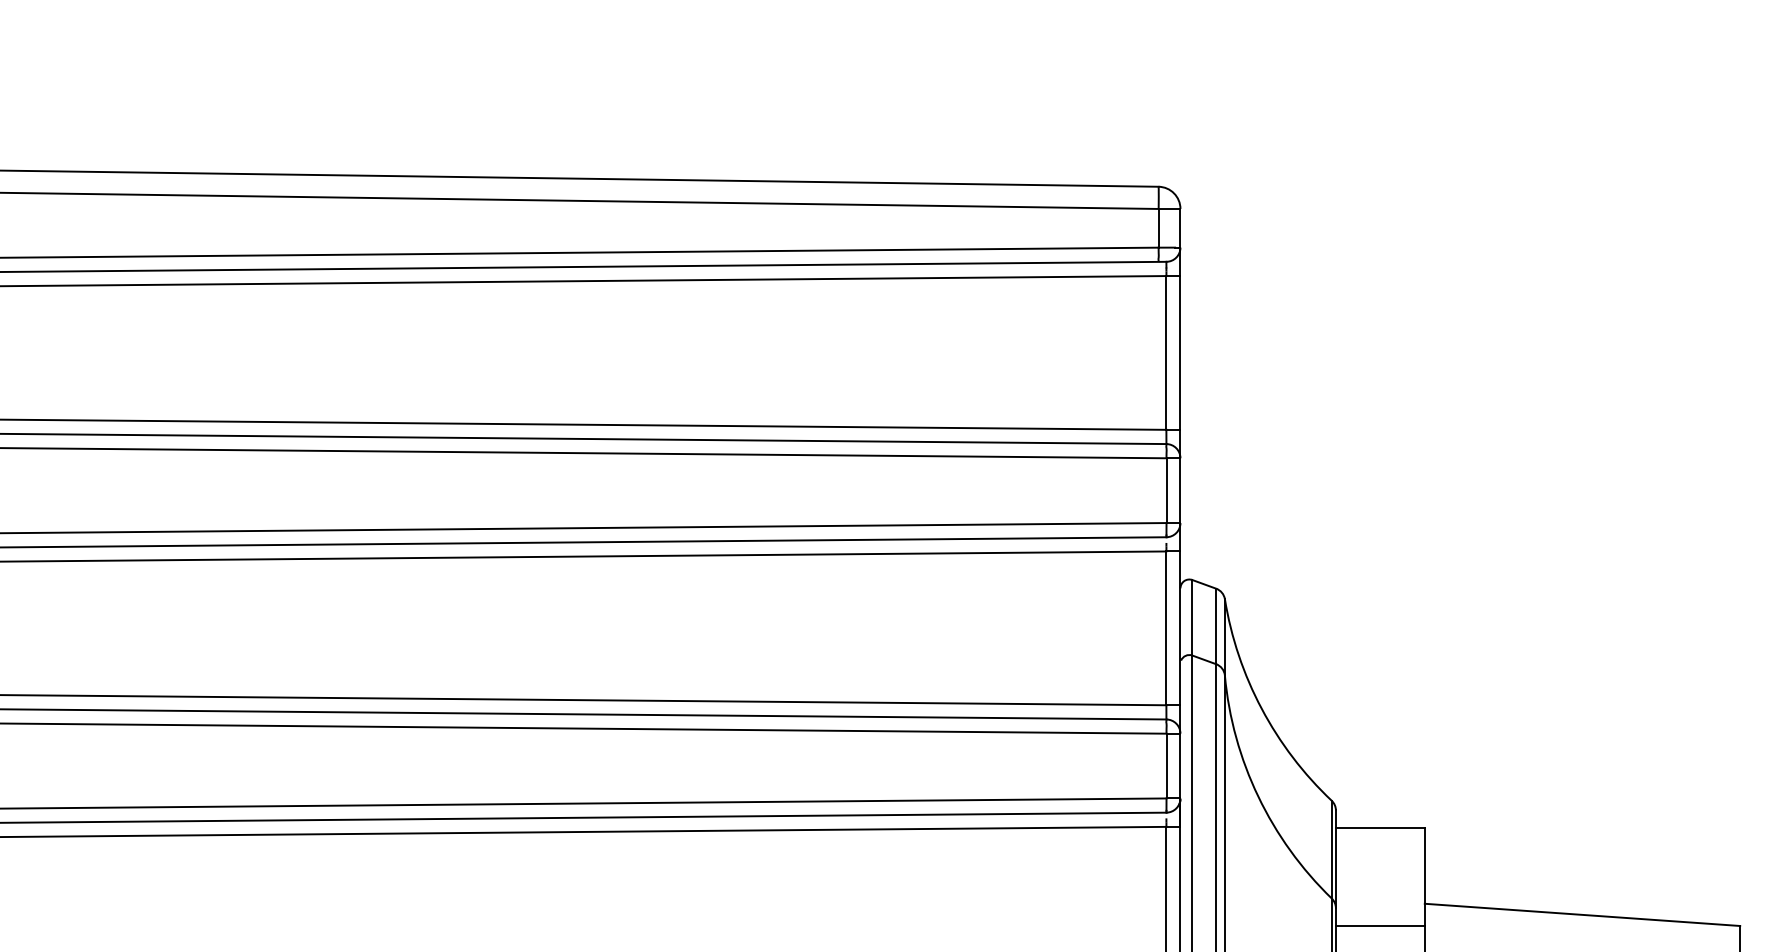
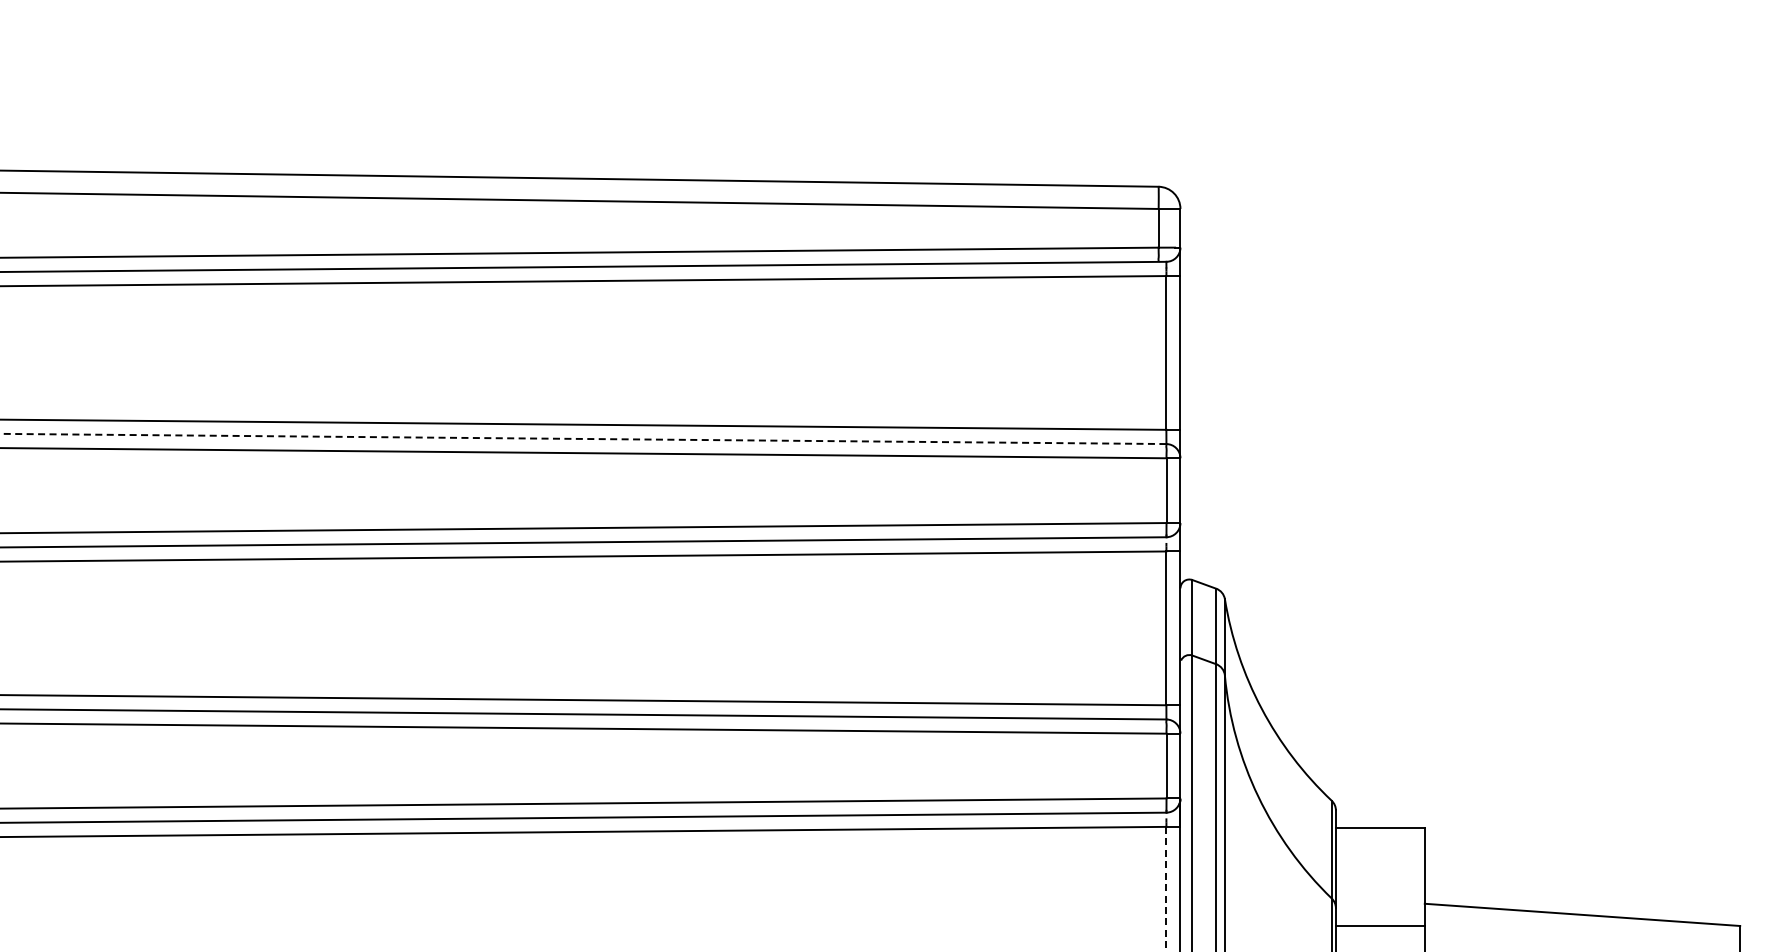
line: solid -> dashed (582, 438)
line: solid -> dashed (1166, 889)
